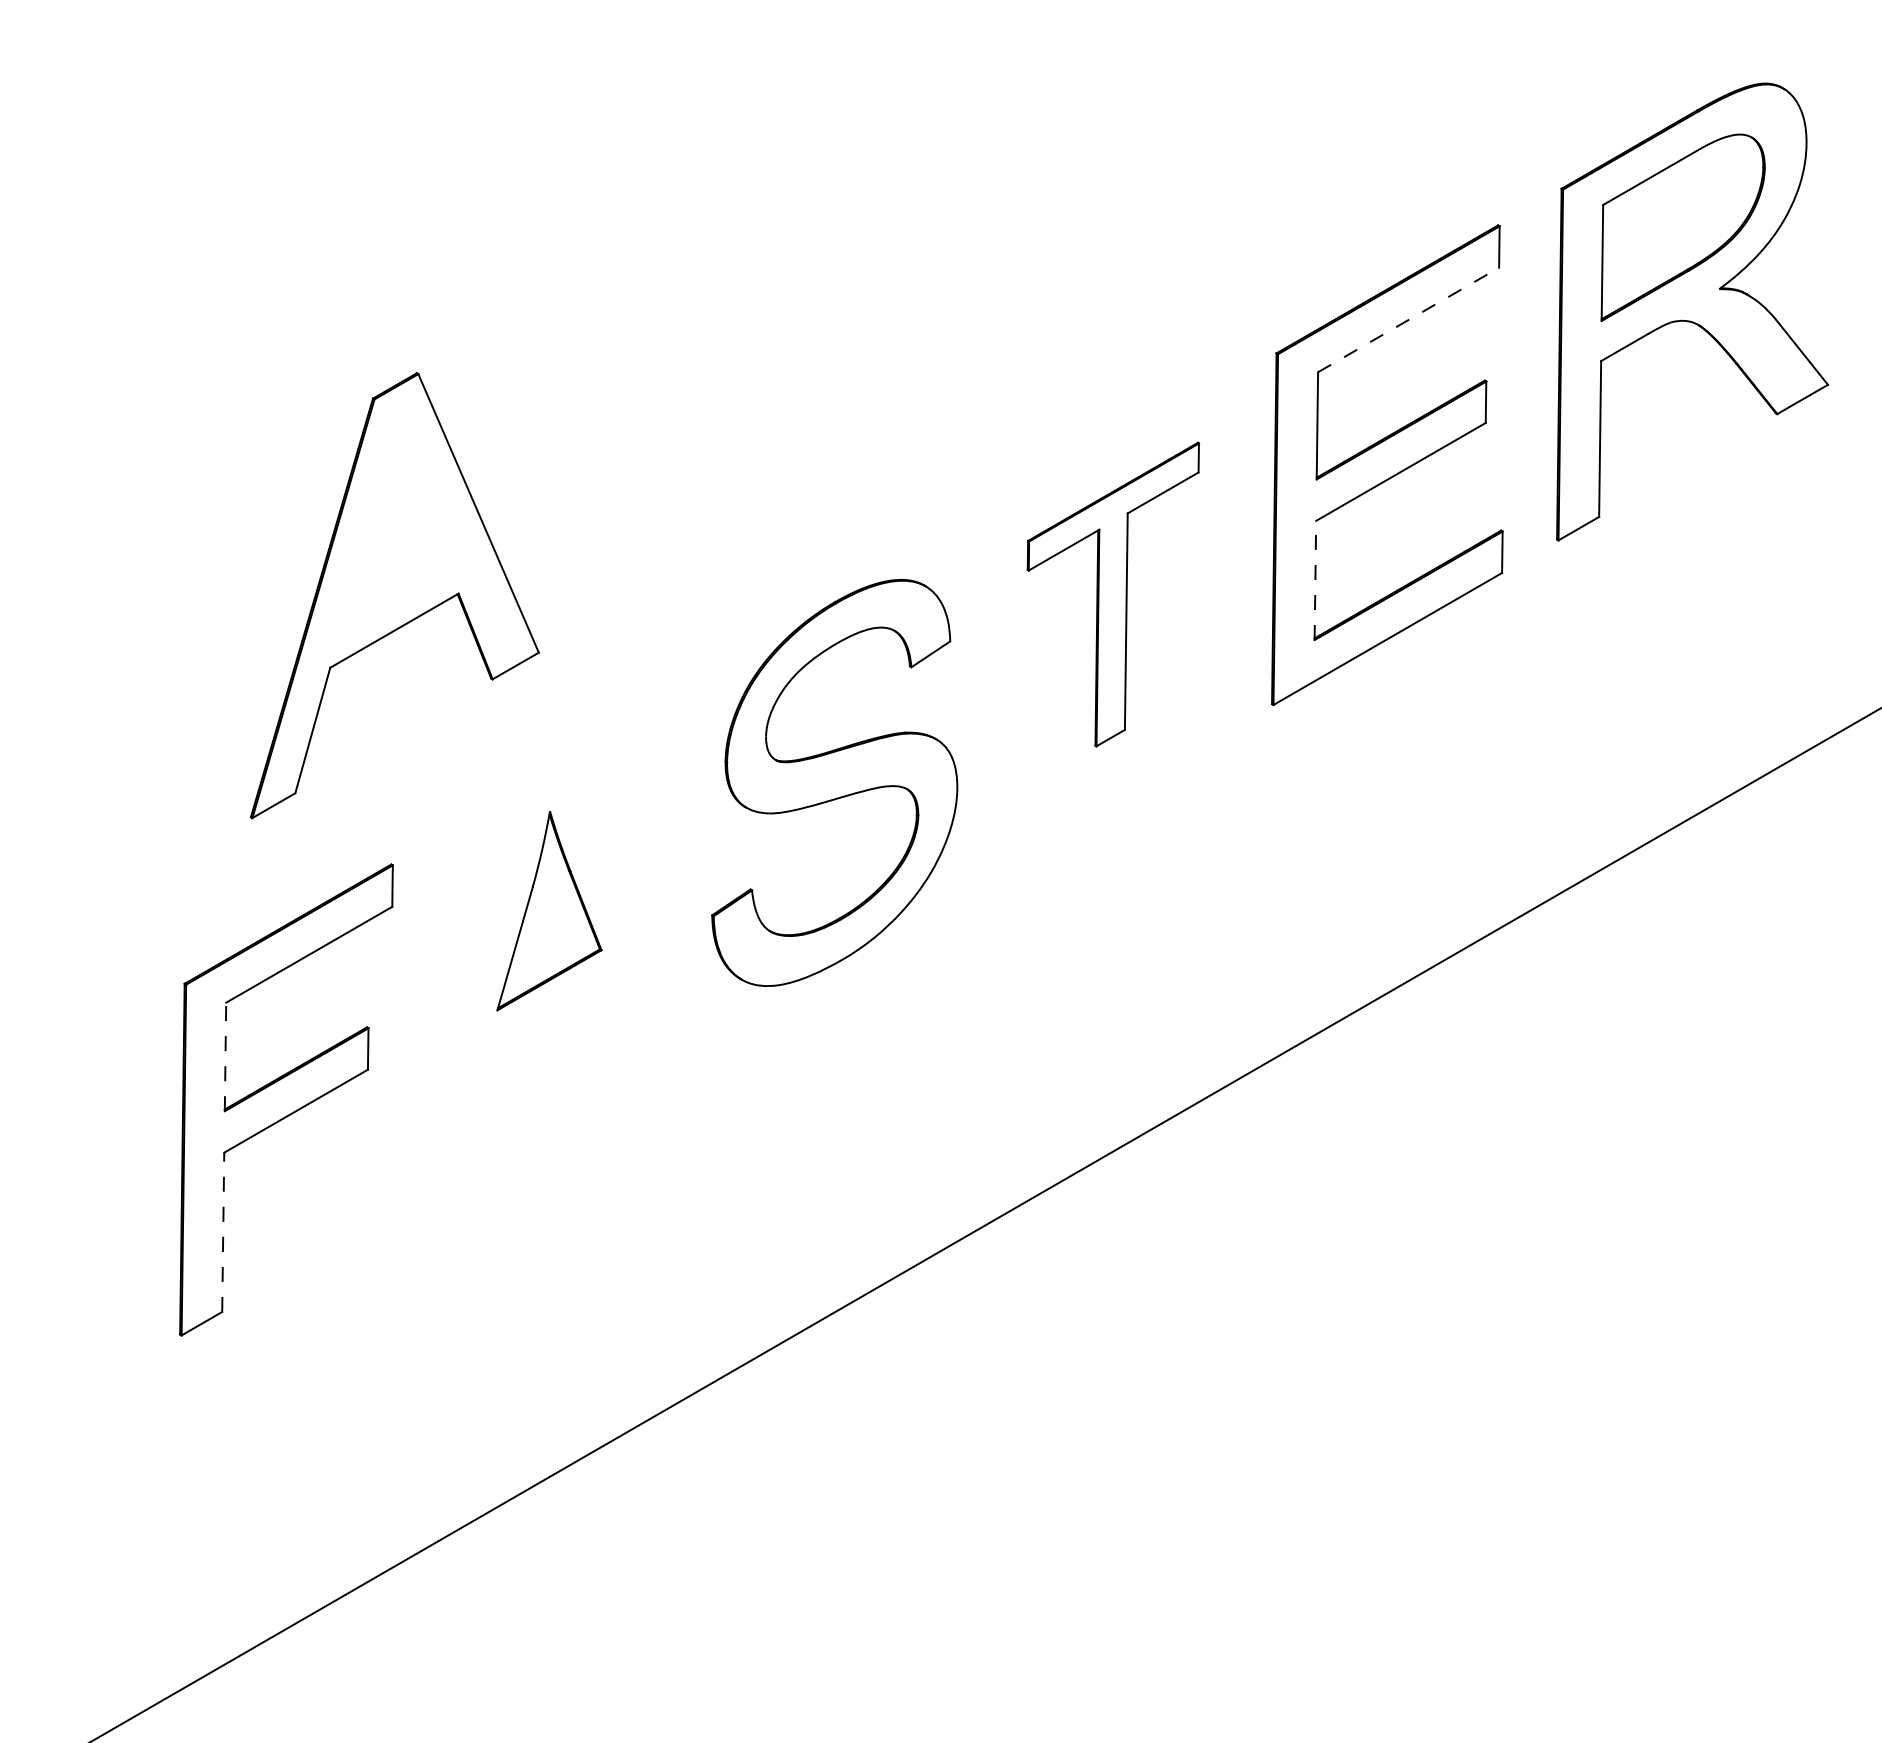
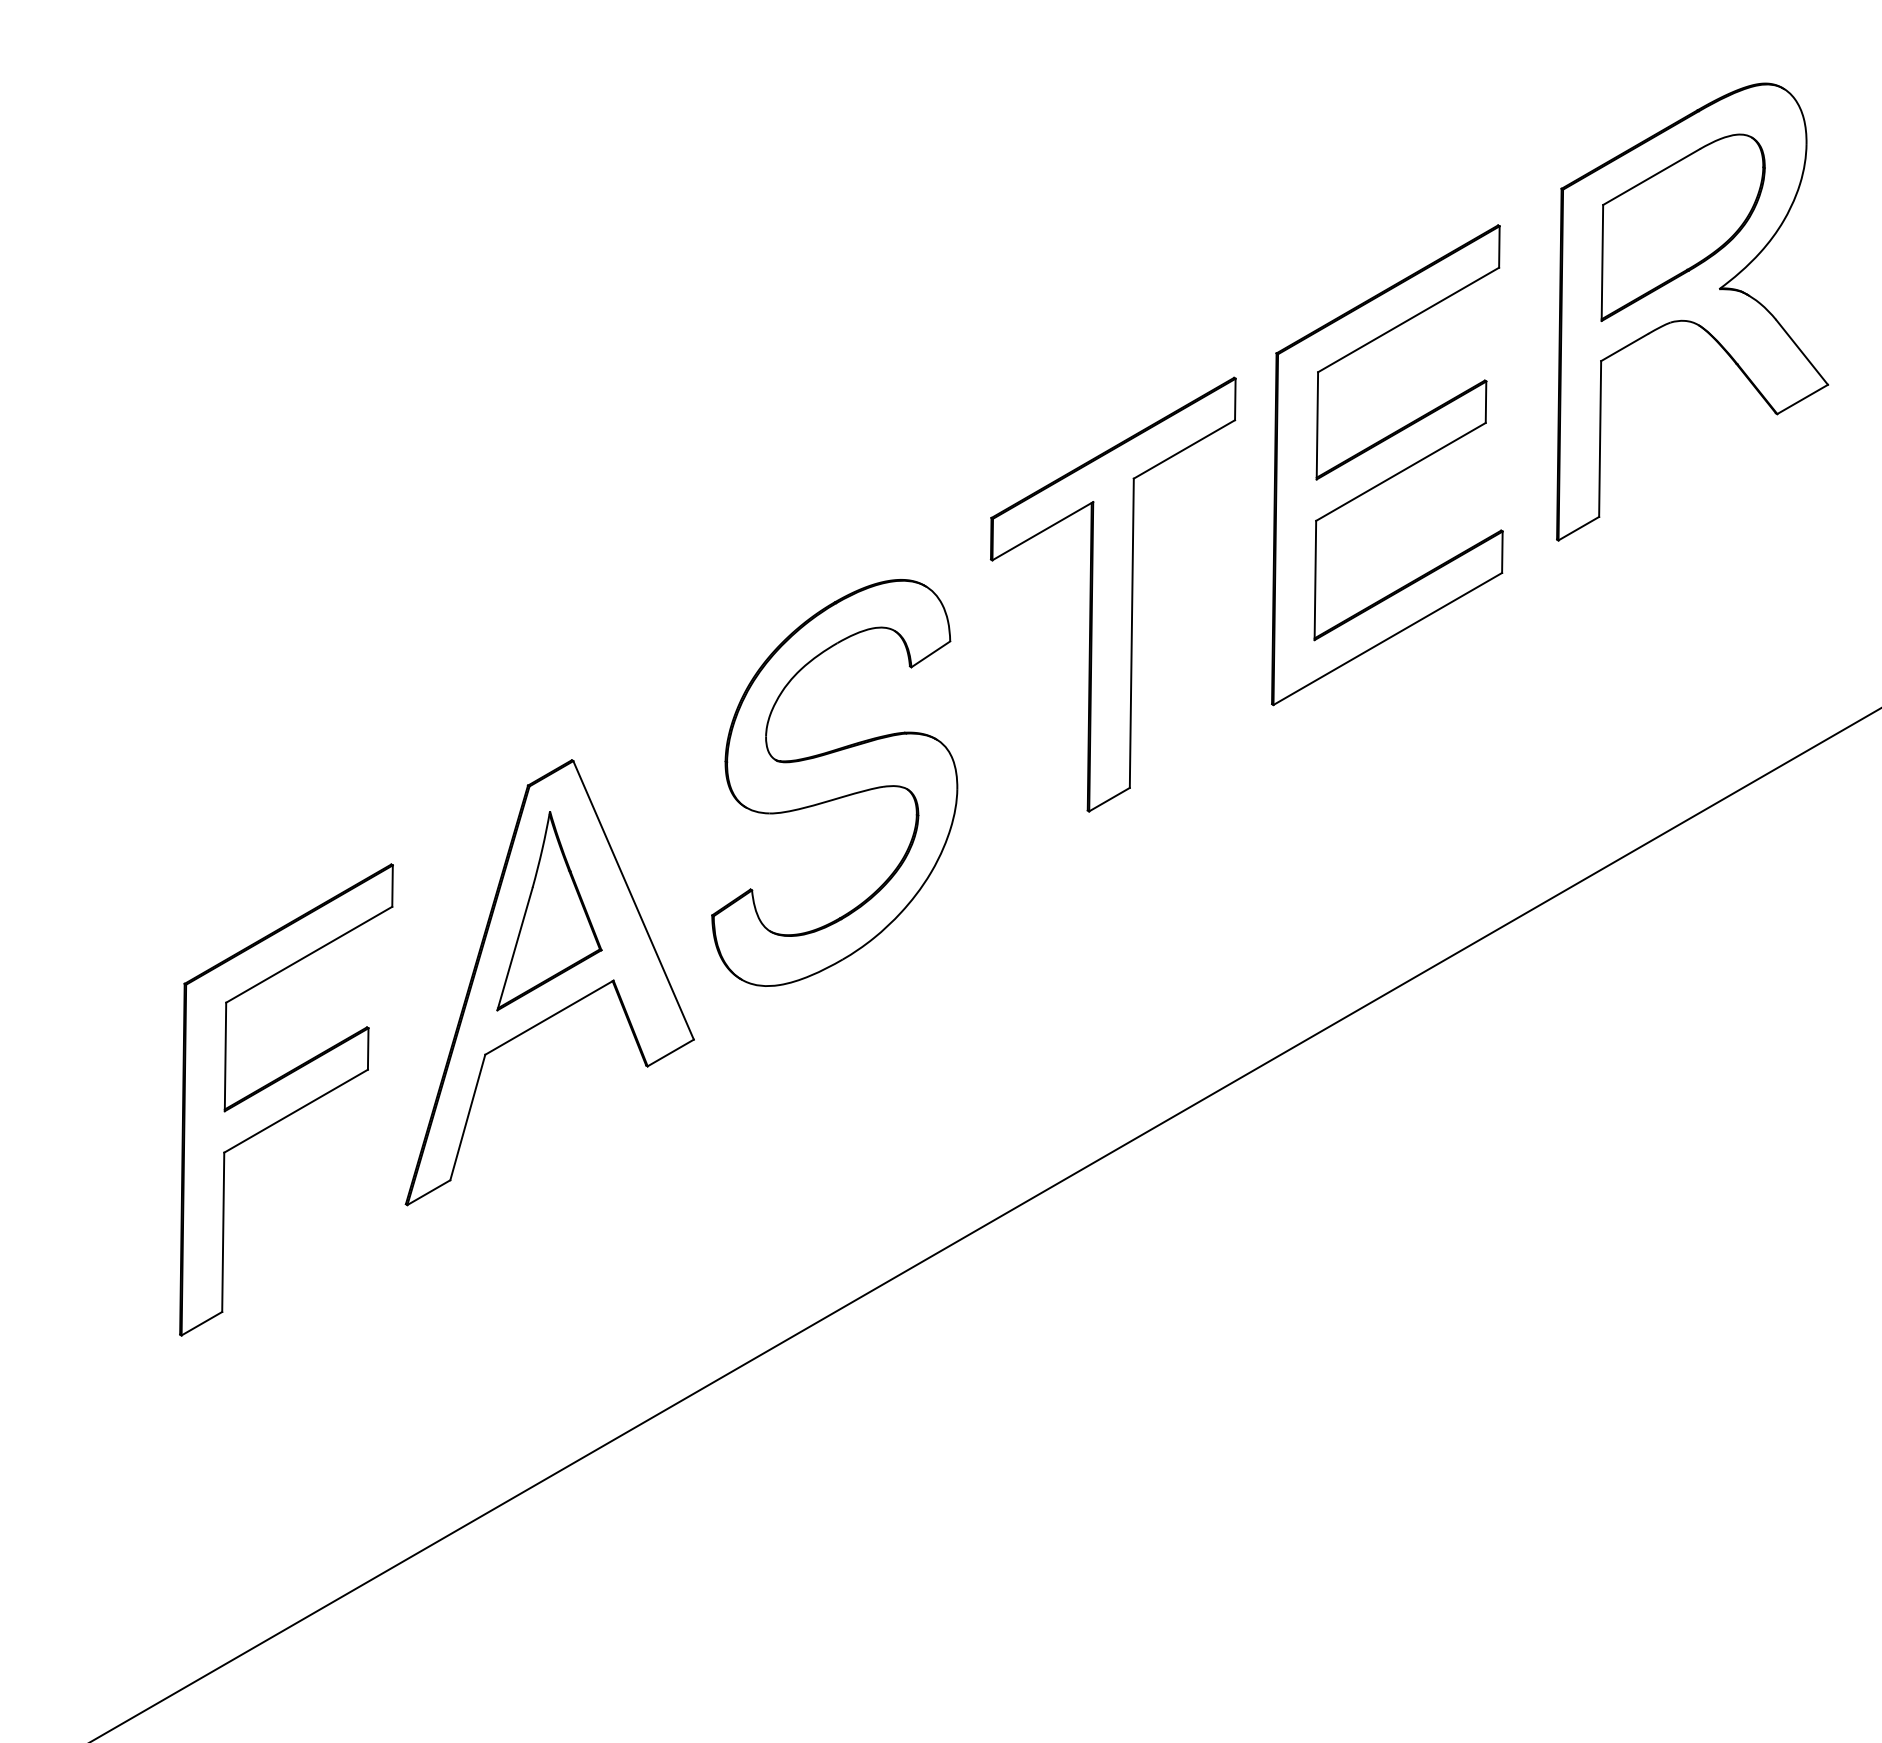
line: dashed -> solid (1408, 319)
line: dashed -> solid (1315, 580)
part size: 175x307 px -> 247x437 px (1113, 594)
part position: (394, 595) -> (549, 982) (549, 982)
line: dashed -> solid (225, 1056)
line: dashed -> solid (223, 1232)
